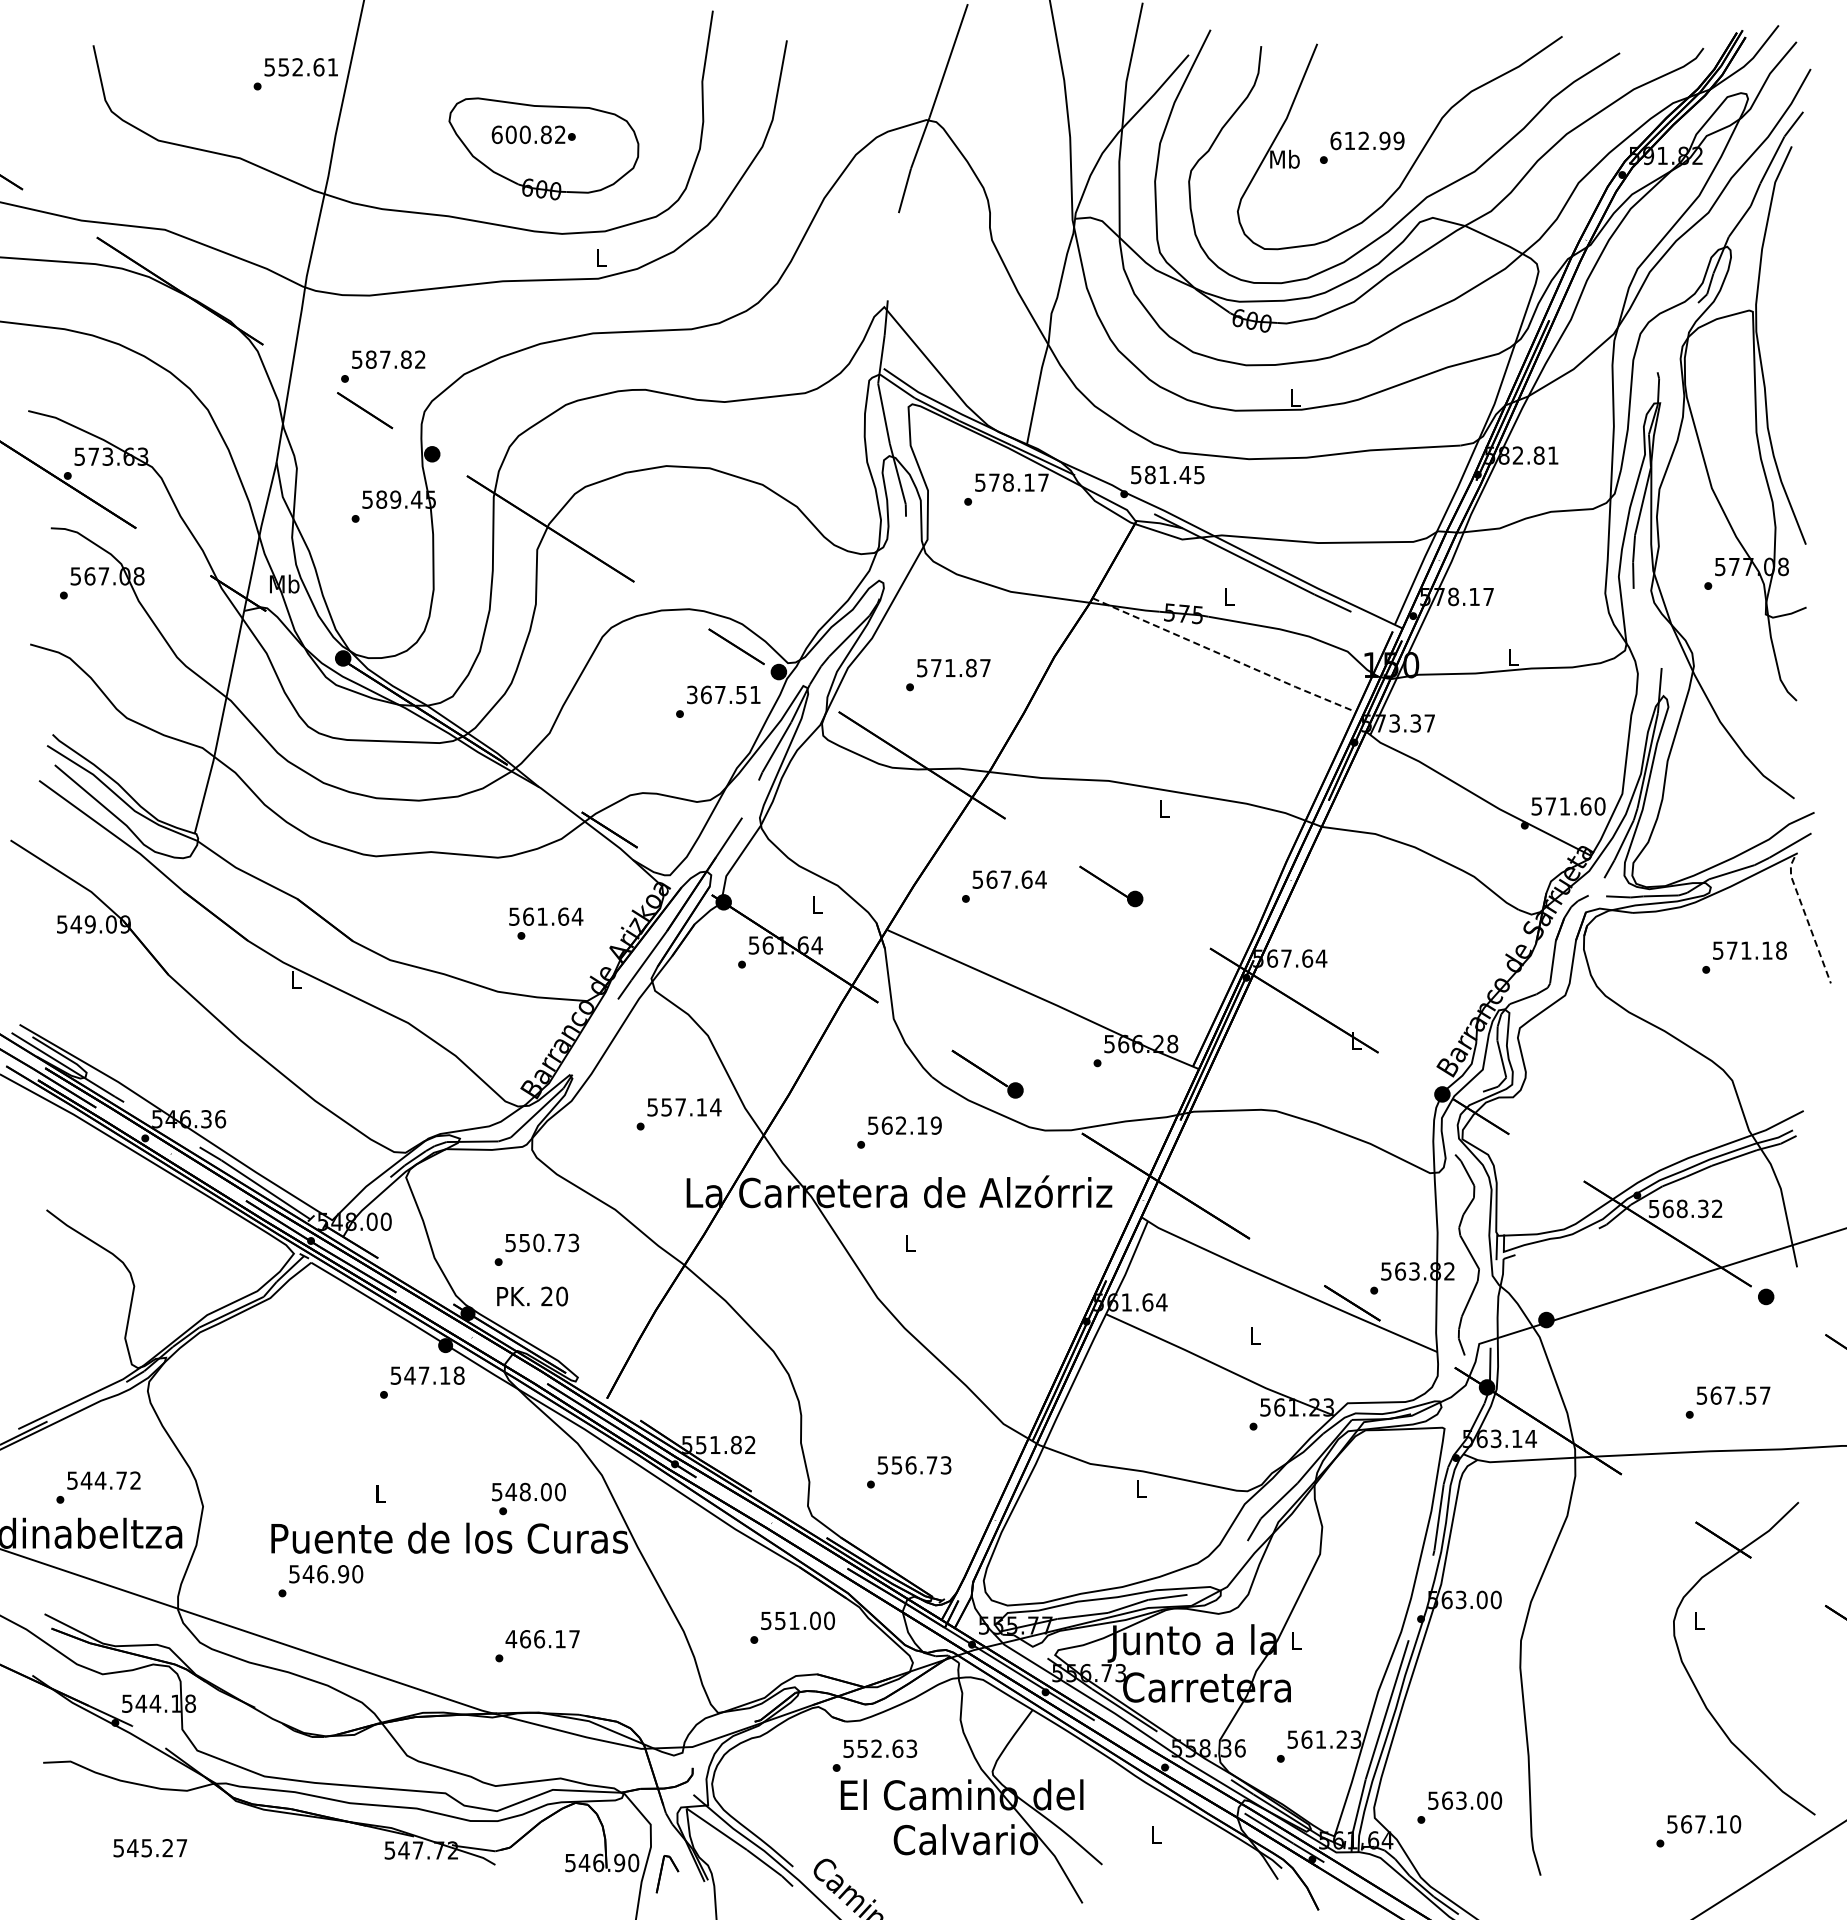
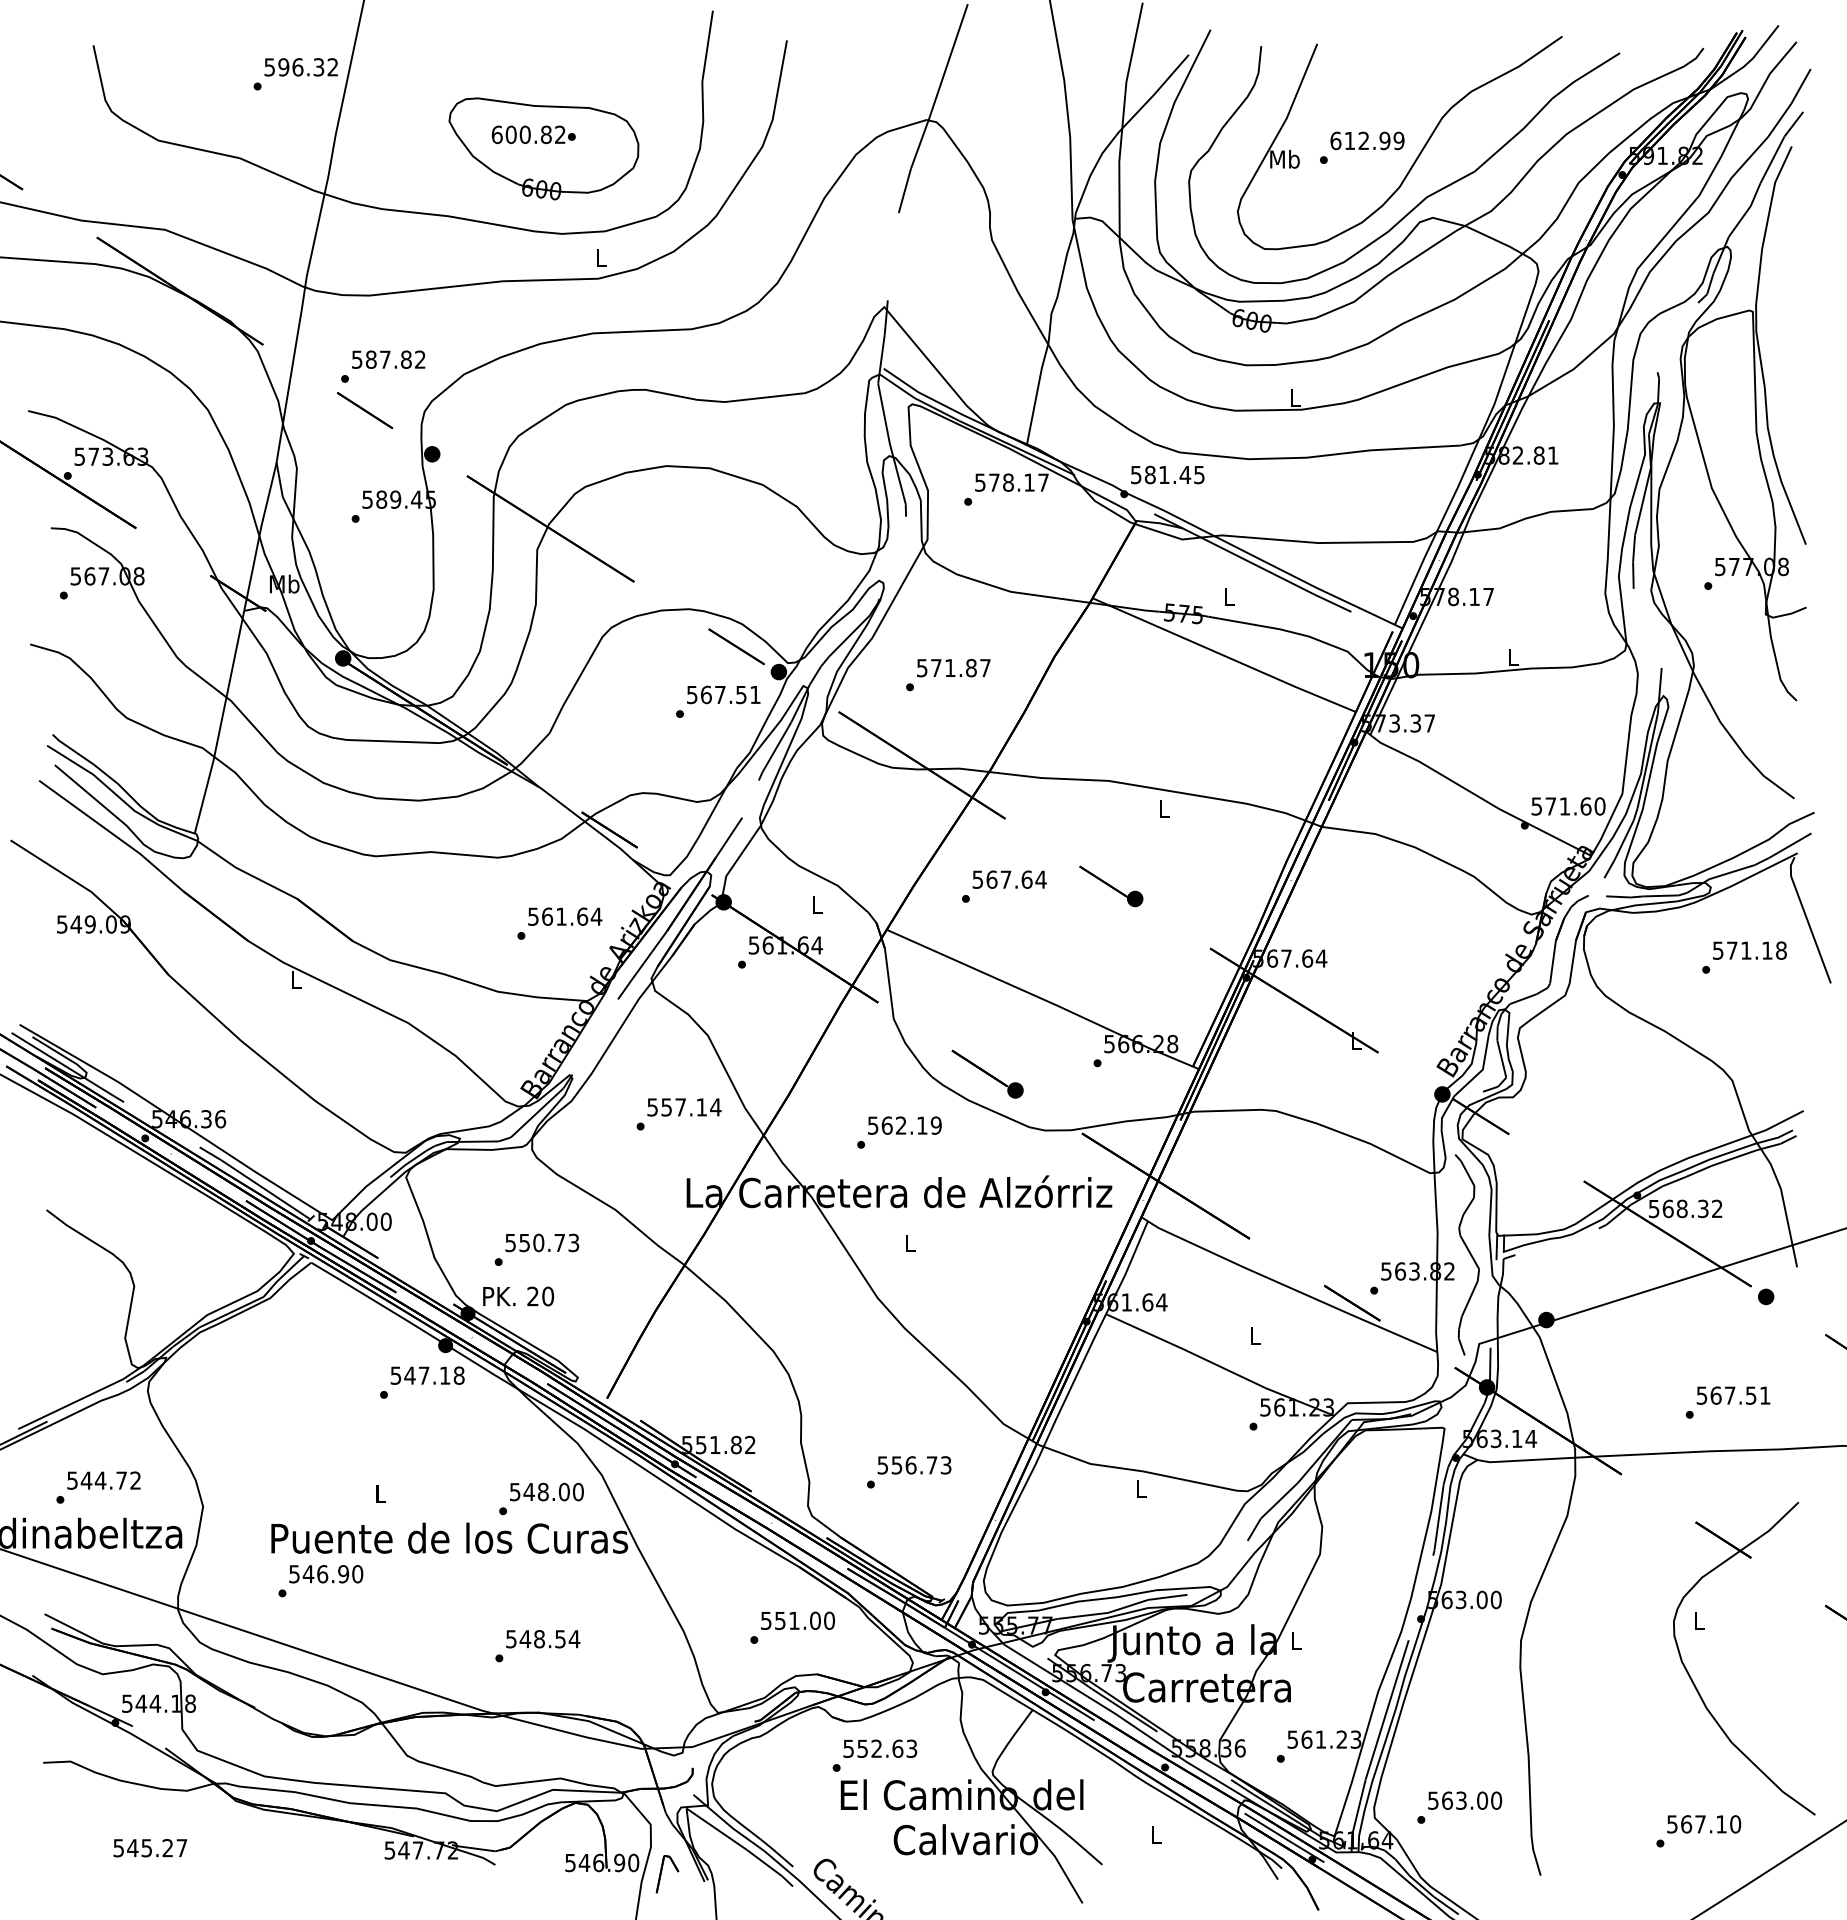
text: 552.61 -> 596.32 (307, 67)
line: dashed -> solid (1225, 656)
text: 367.51 -> 567.51 (692, 694)
text position: (546, 916) -> (565, 916) (565, 916)
line: dashed -> solid (1807, 919)
text position: (532, 1296) -> (518, 1296) (518, 1296)
text: 567.57 -> 567.51 (1765, 1395)
text position: (528, 1491) -> (546, 1491) (546, 1491)
text: 466.17 -> 548.54 (542, 1639)
